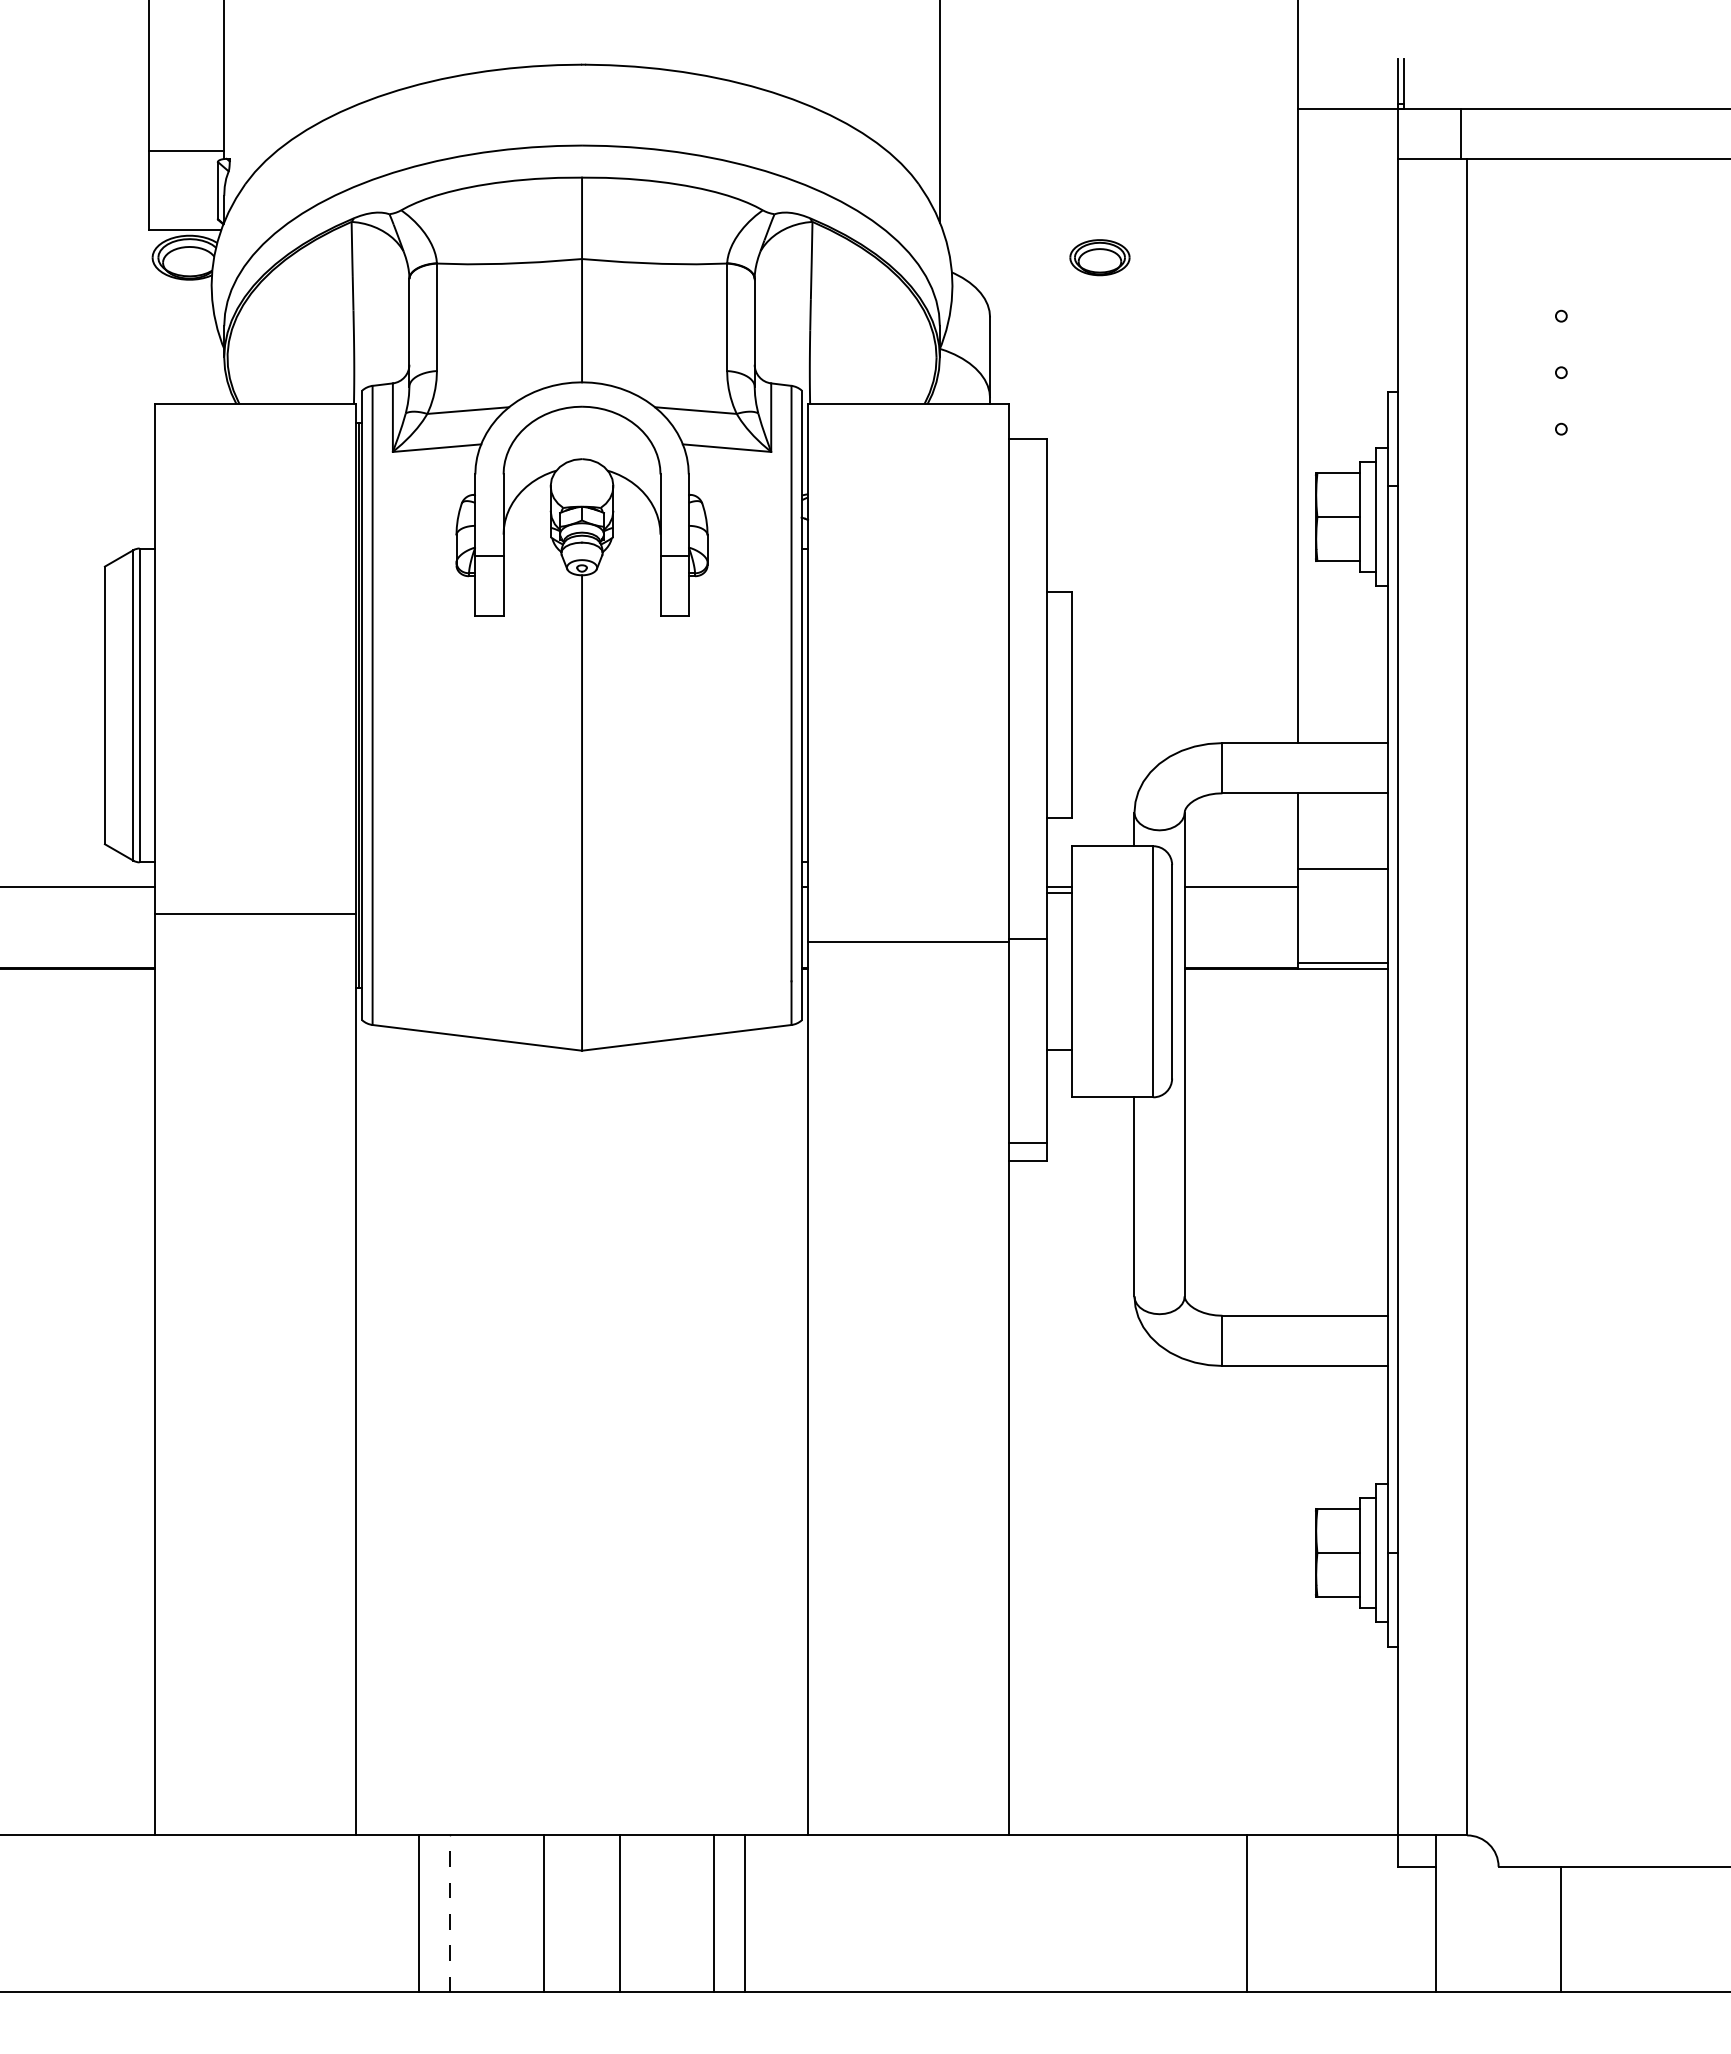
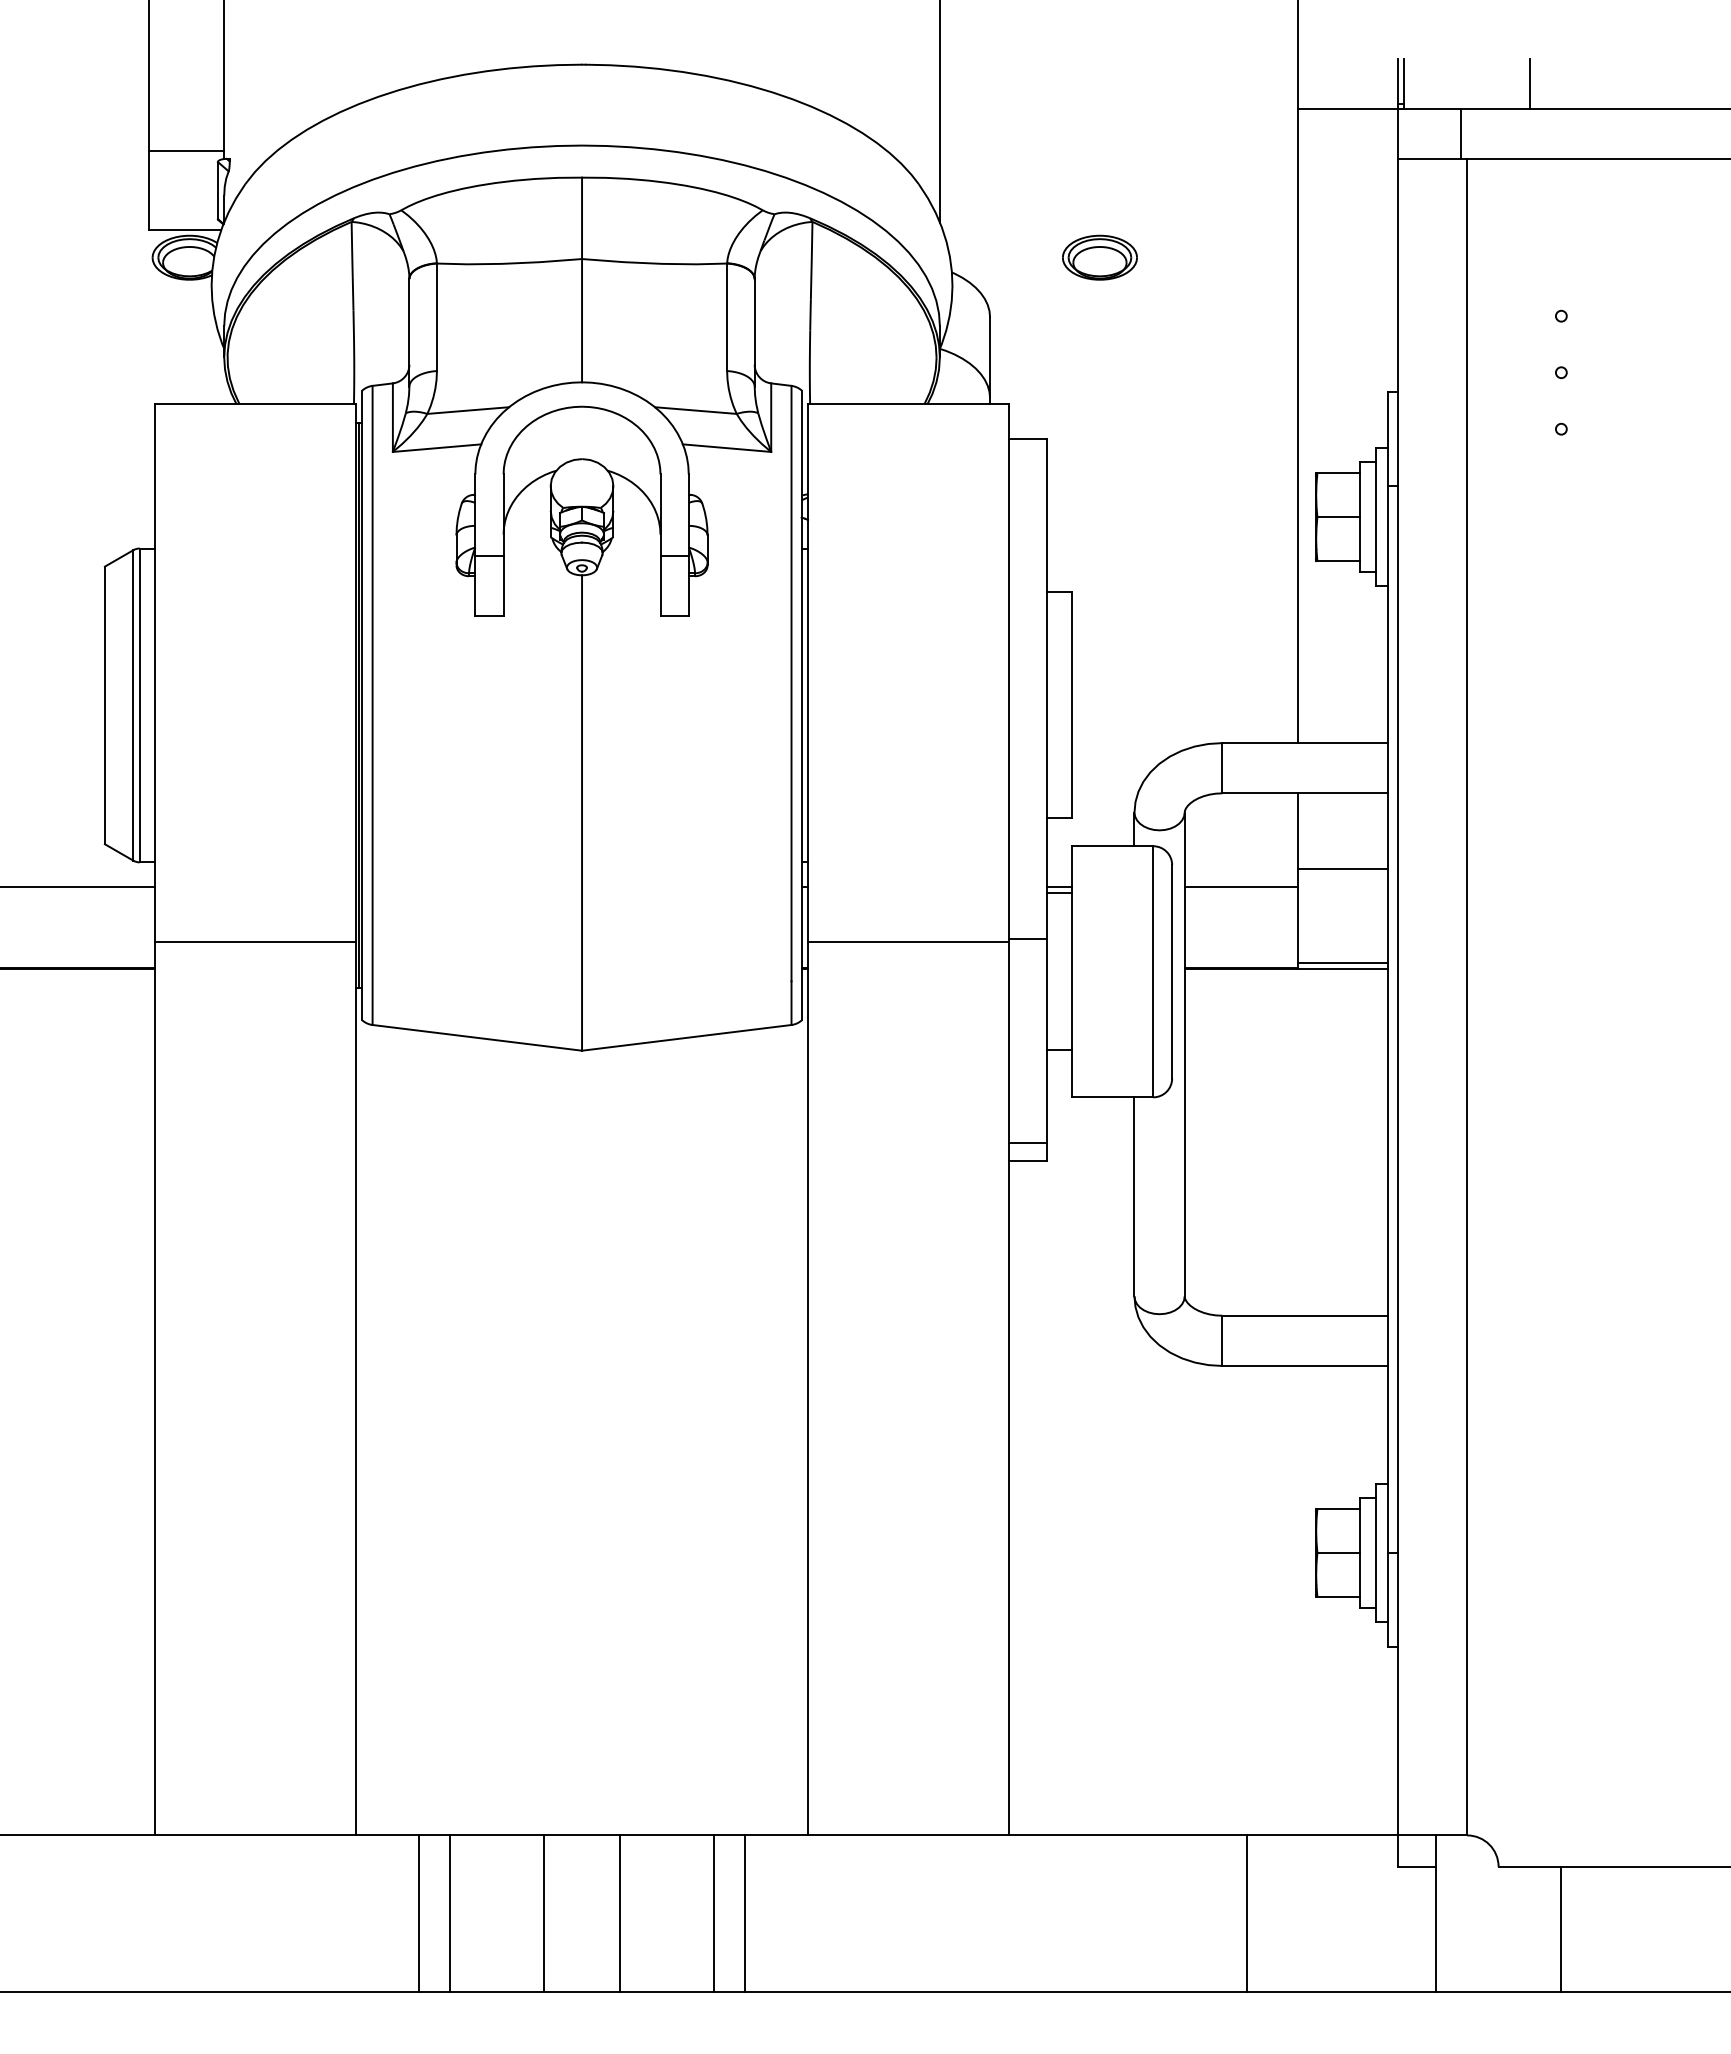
line: none -> present (1529, 83)
part size: 62x38 px -> 76x47 px (1099, 257)
line position: (255, 913) -> (255, 941) (255, 941)
line: dashed -> solid (450, 1913)
